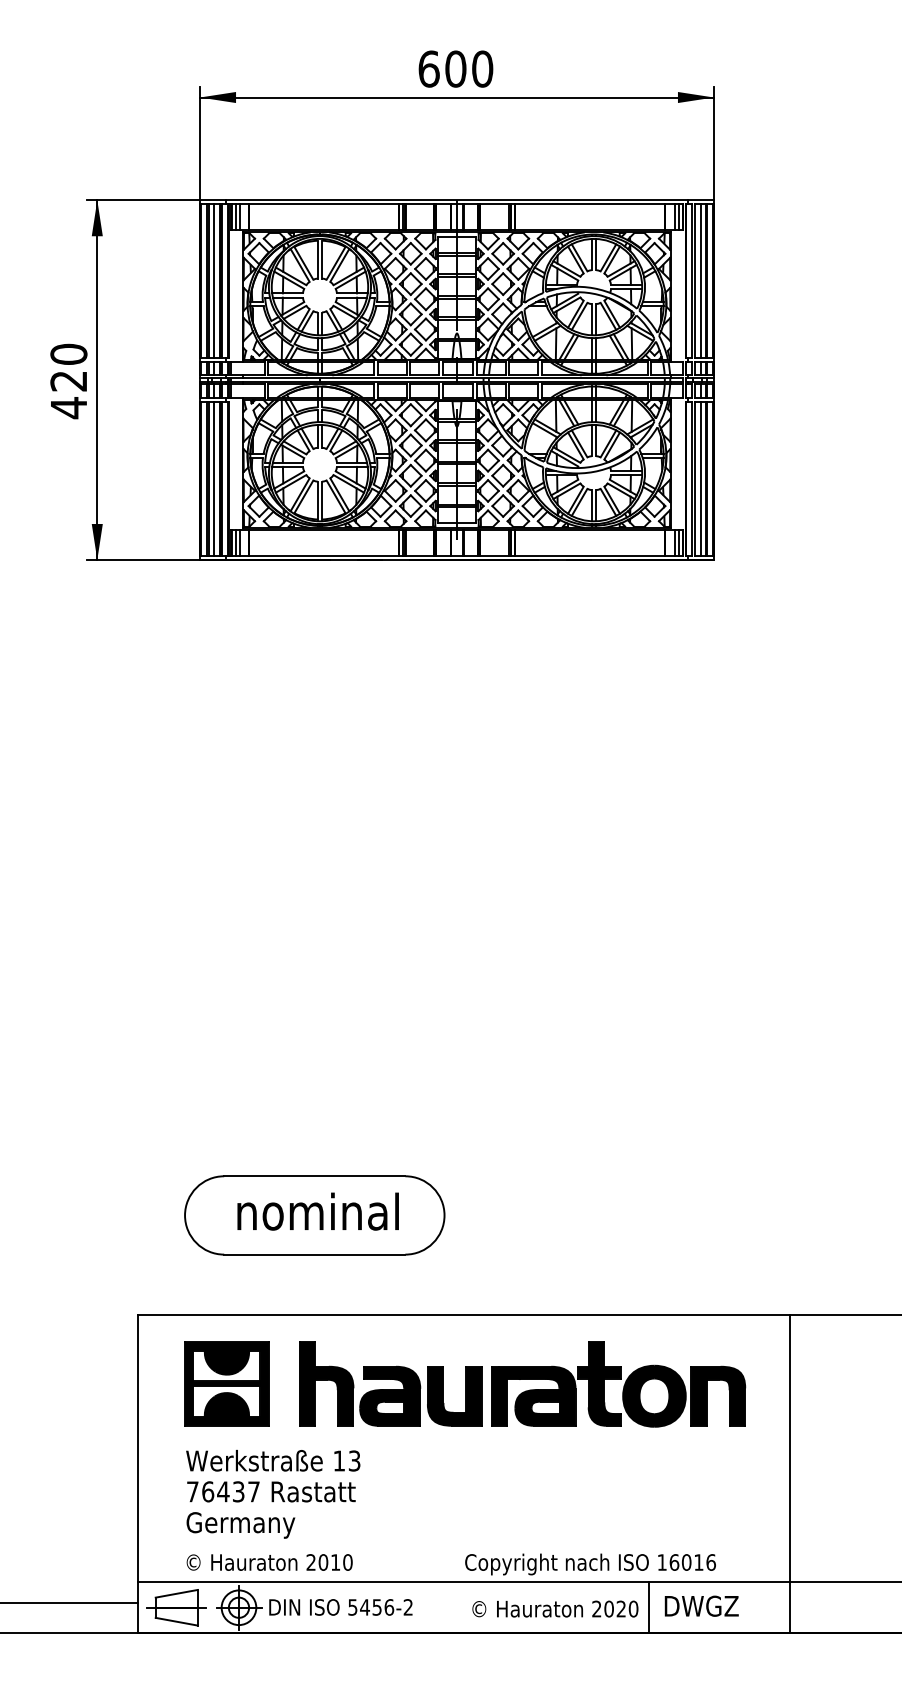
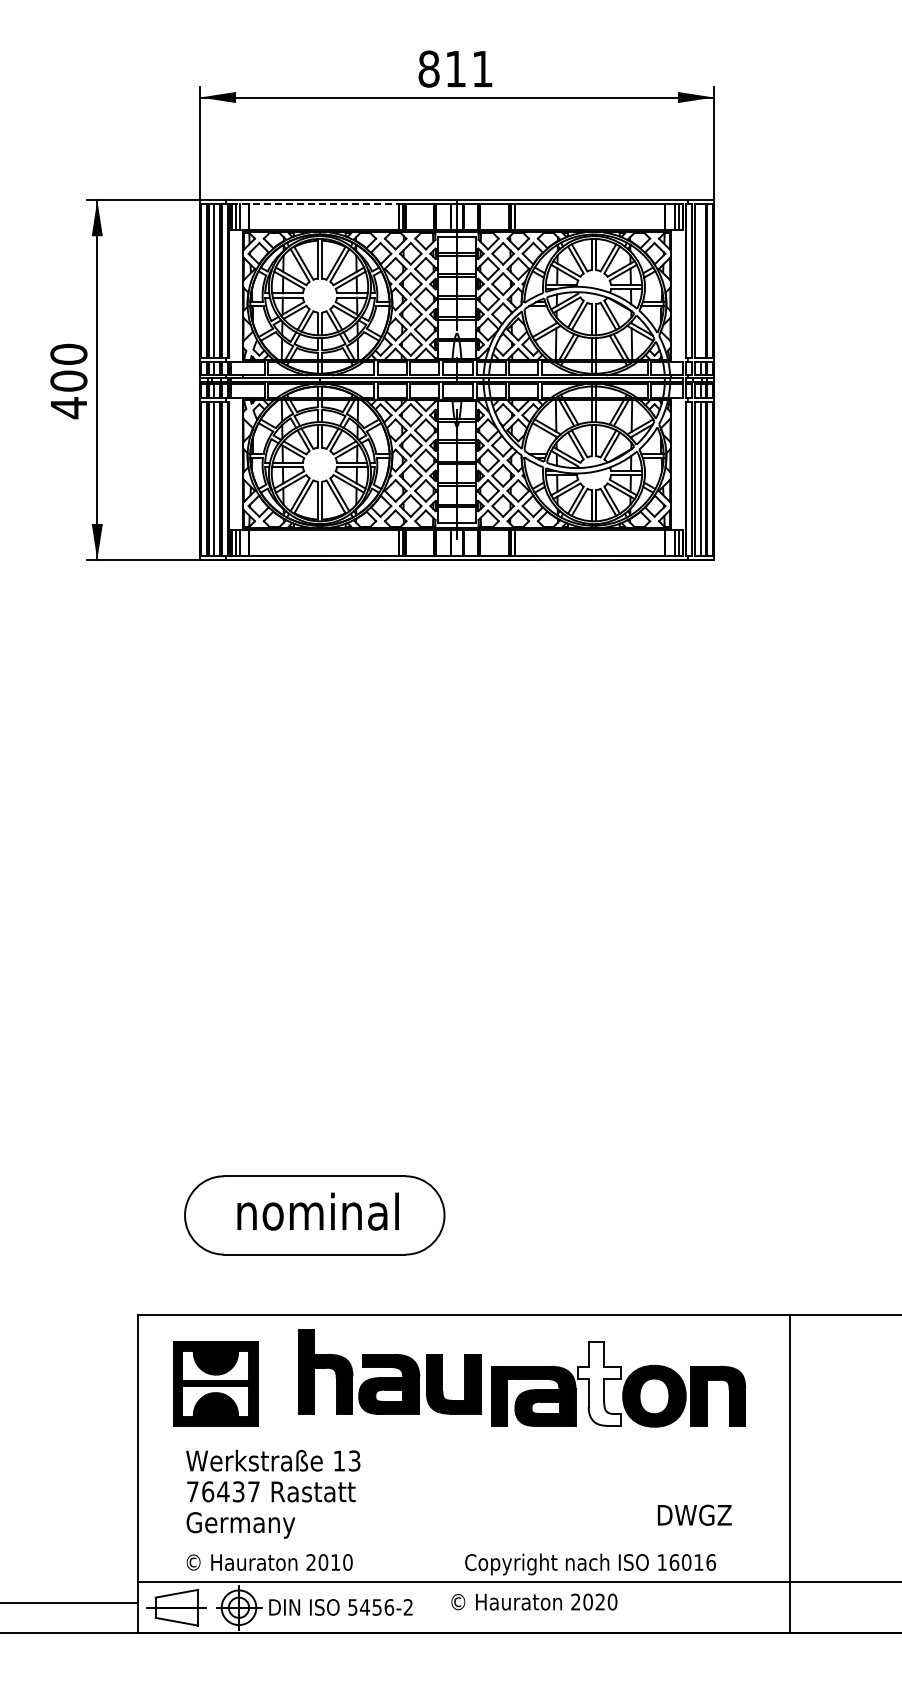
text: 600 -> 811 (455, 68)
line: solid -> dashed (317, 204)
line: present -> none (700, 281)
text: 420 -> 400 (68, 380)
part position: (226, 1383) -> (215, 1383) (215, 1383)
part position: (390, 1383) -> (389, 1371) (389, 1371)
fill: present -> none (598, 1383)
text position: (701, 1605) -> (694, 1514) (694, 1514)
line: present -> none (649, 1607)
text position: (555, 1608) -> (534, 1601) (534, 1601)
